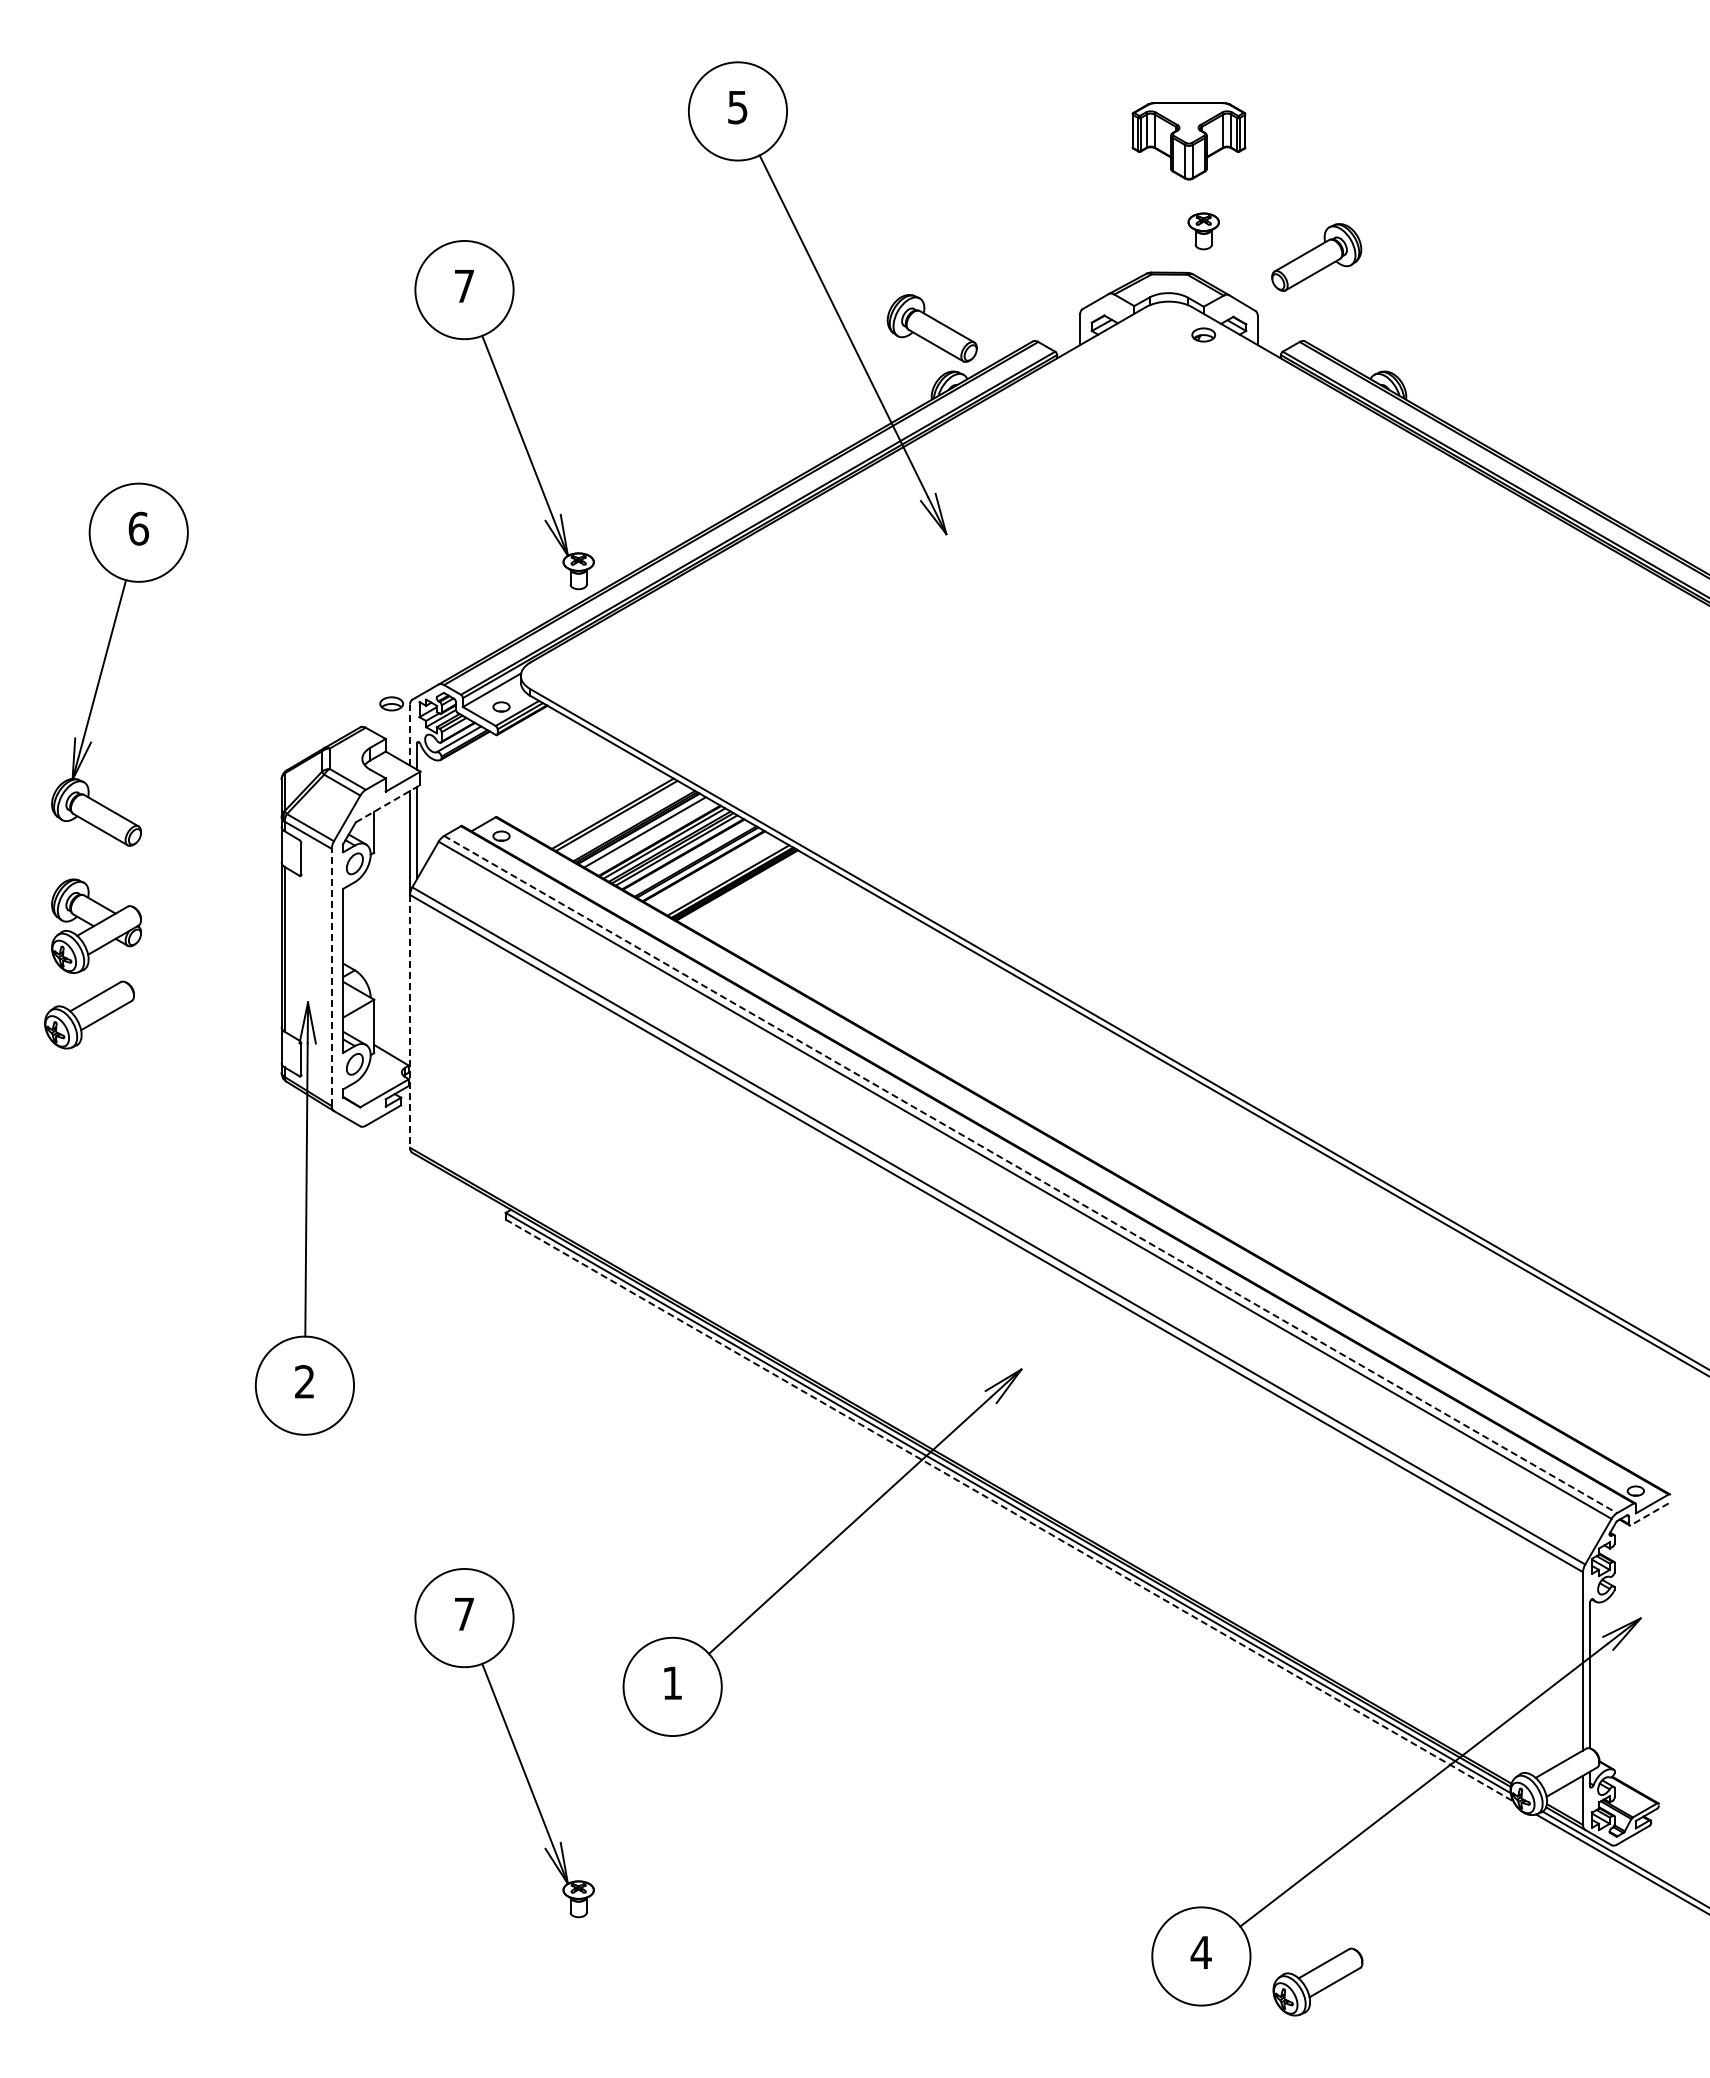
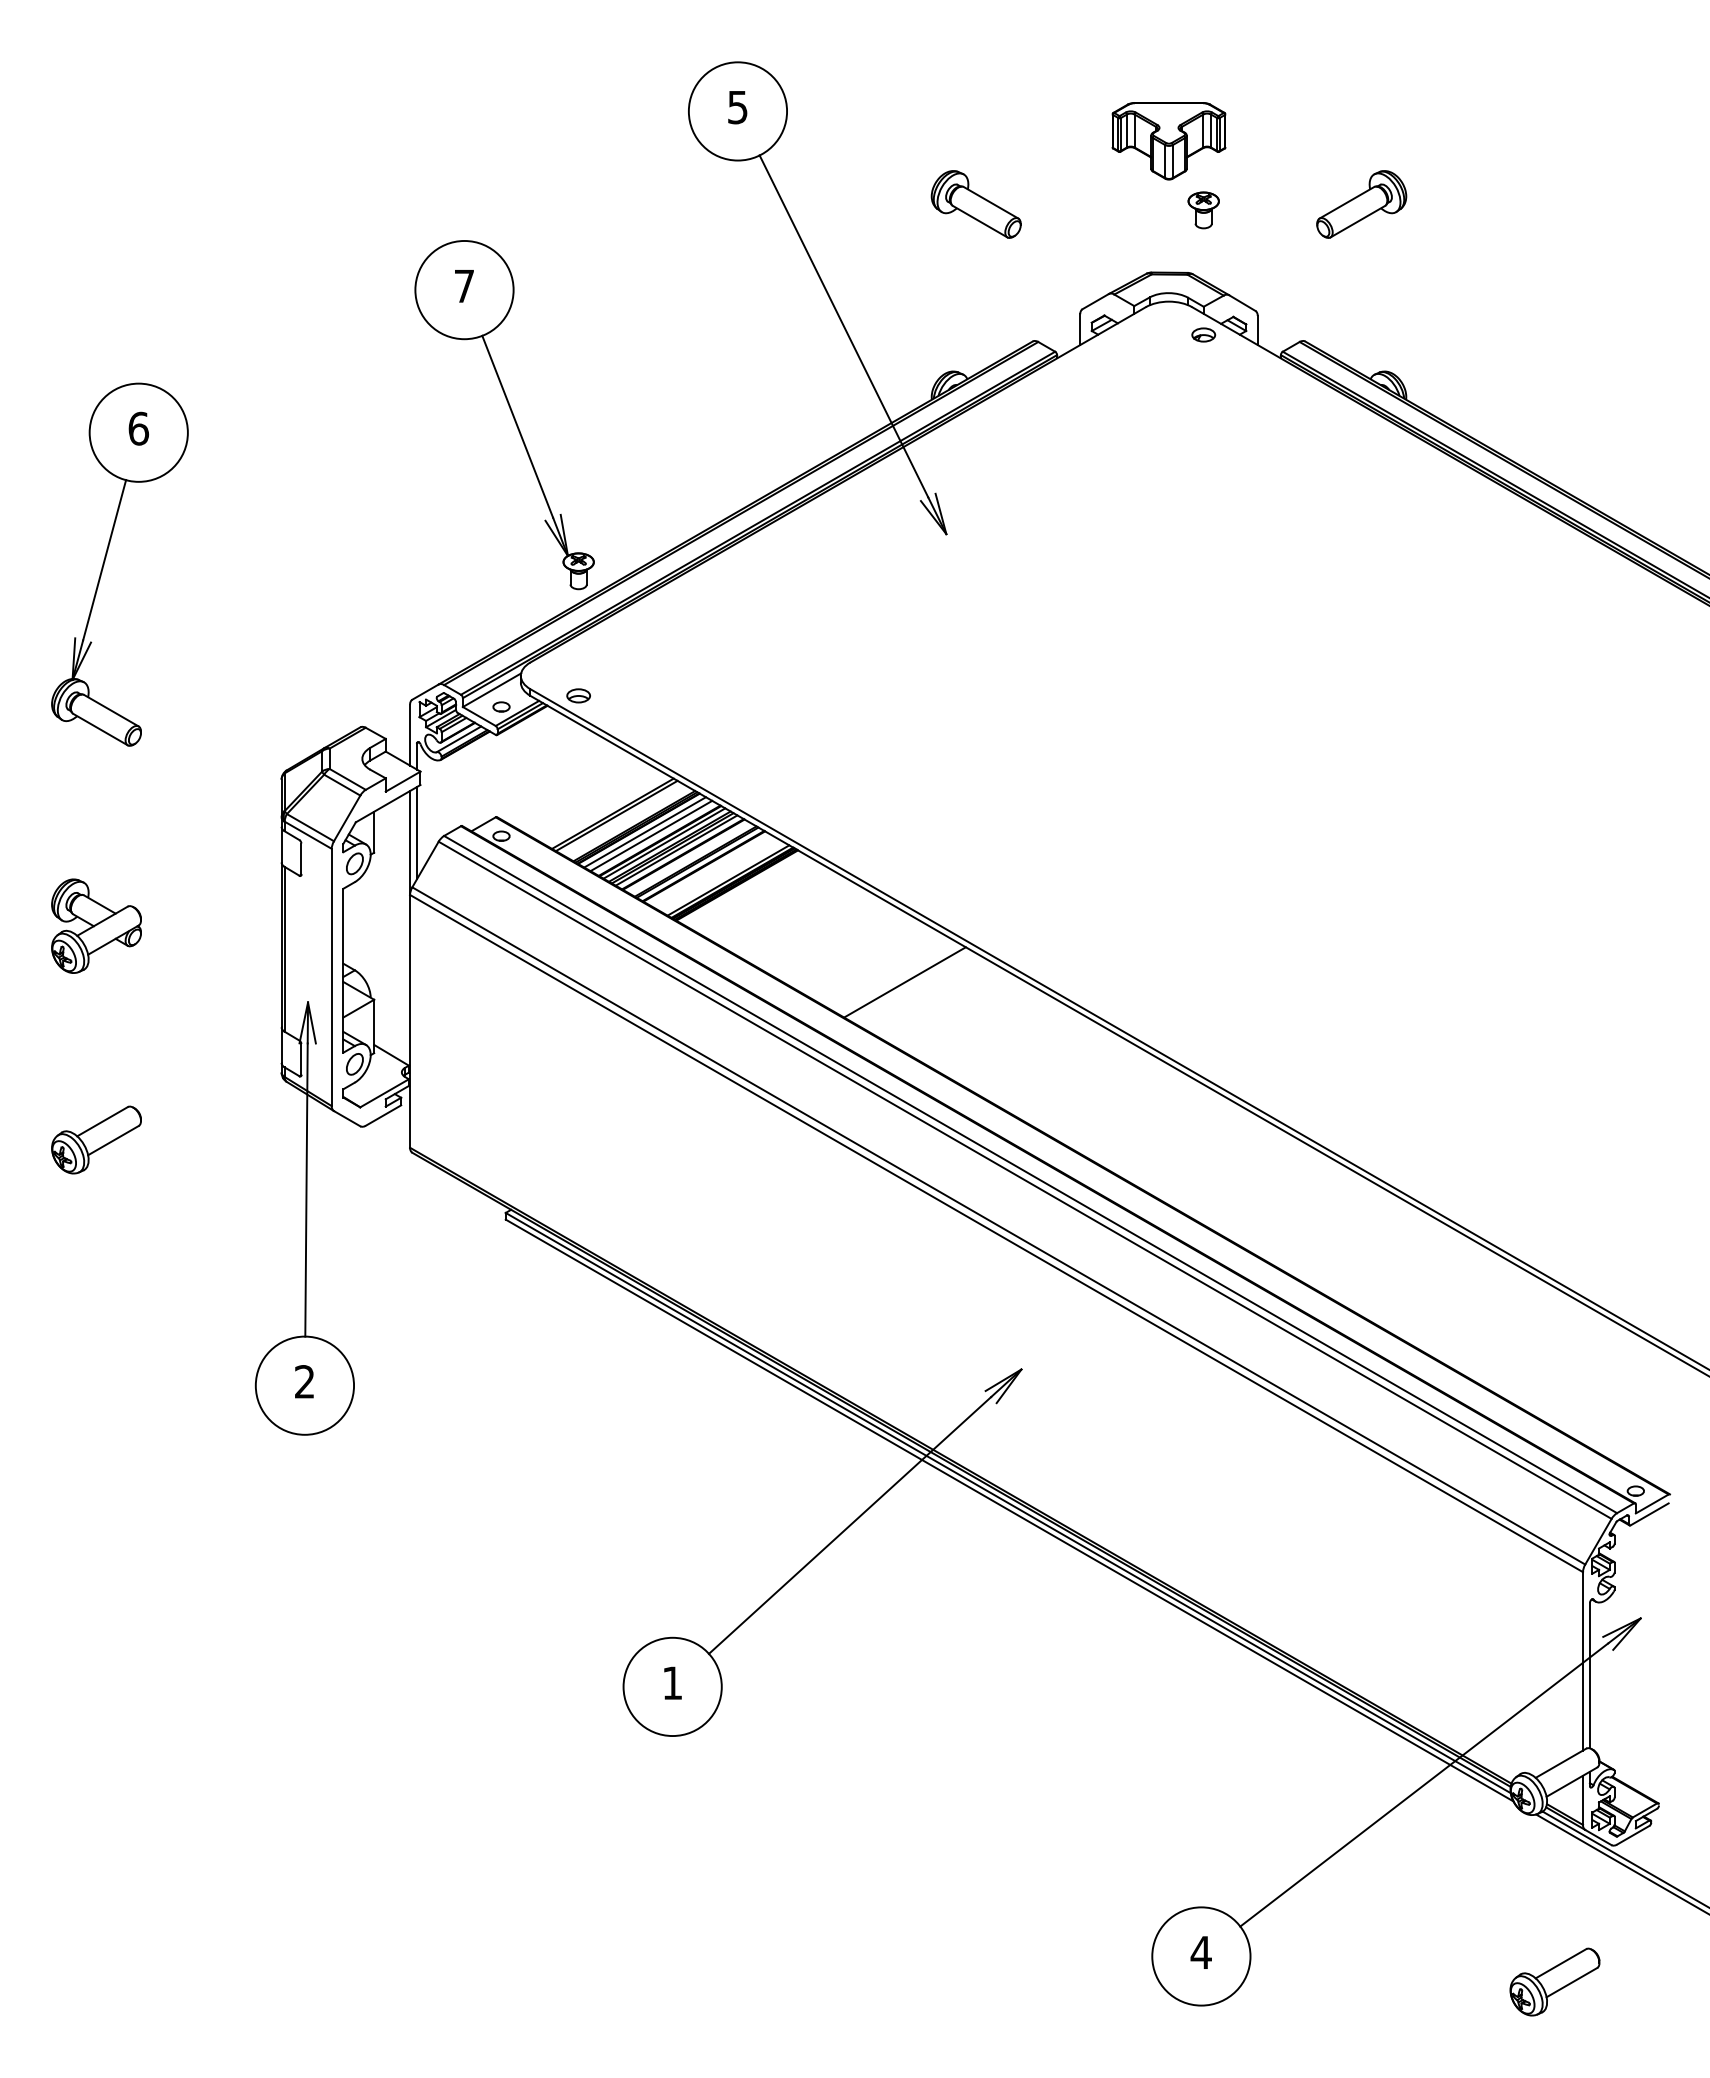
part position: (1188, 141) -> (1168, 141) (1168, 141)
part position: (1203, 231) -> (1203, 210) (1203, 210)
part position: (1316, 257) -> (1361, 204) (1361, 204)
part position: (931, 328) -> (975, 204) (975, 204)
part position: (105, 661) -> (105, 561) (105, 561)
part position: (391, 703) -> (578, 695) (578, 695)
line: dashed -> solid (410, 734)
line: dashed -> solid (388, 803)
line: none -> present (651, 835)
line: dashed -> solid (331, 977)
line: none -> present (904, 982)
part position: (89, 1014) -> (96, 1139) (96, 1139)
line: dashed -> solid (410, 1021)
line: dashed -> solid (1031, 1174)
line: dashed -> solid (1009, 1510)
line: dashed -> solid (1649, 1514)
part: present -> none (510, 1739)
part position: (1317, 1981) -> (1554, 1981) (1554, 1981)
